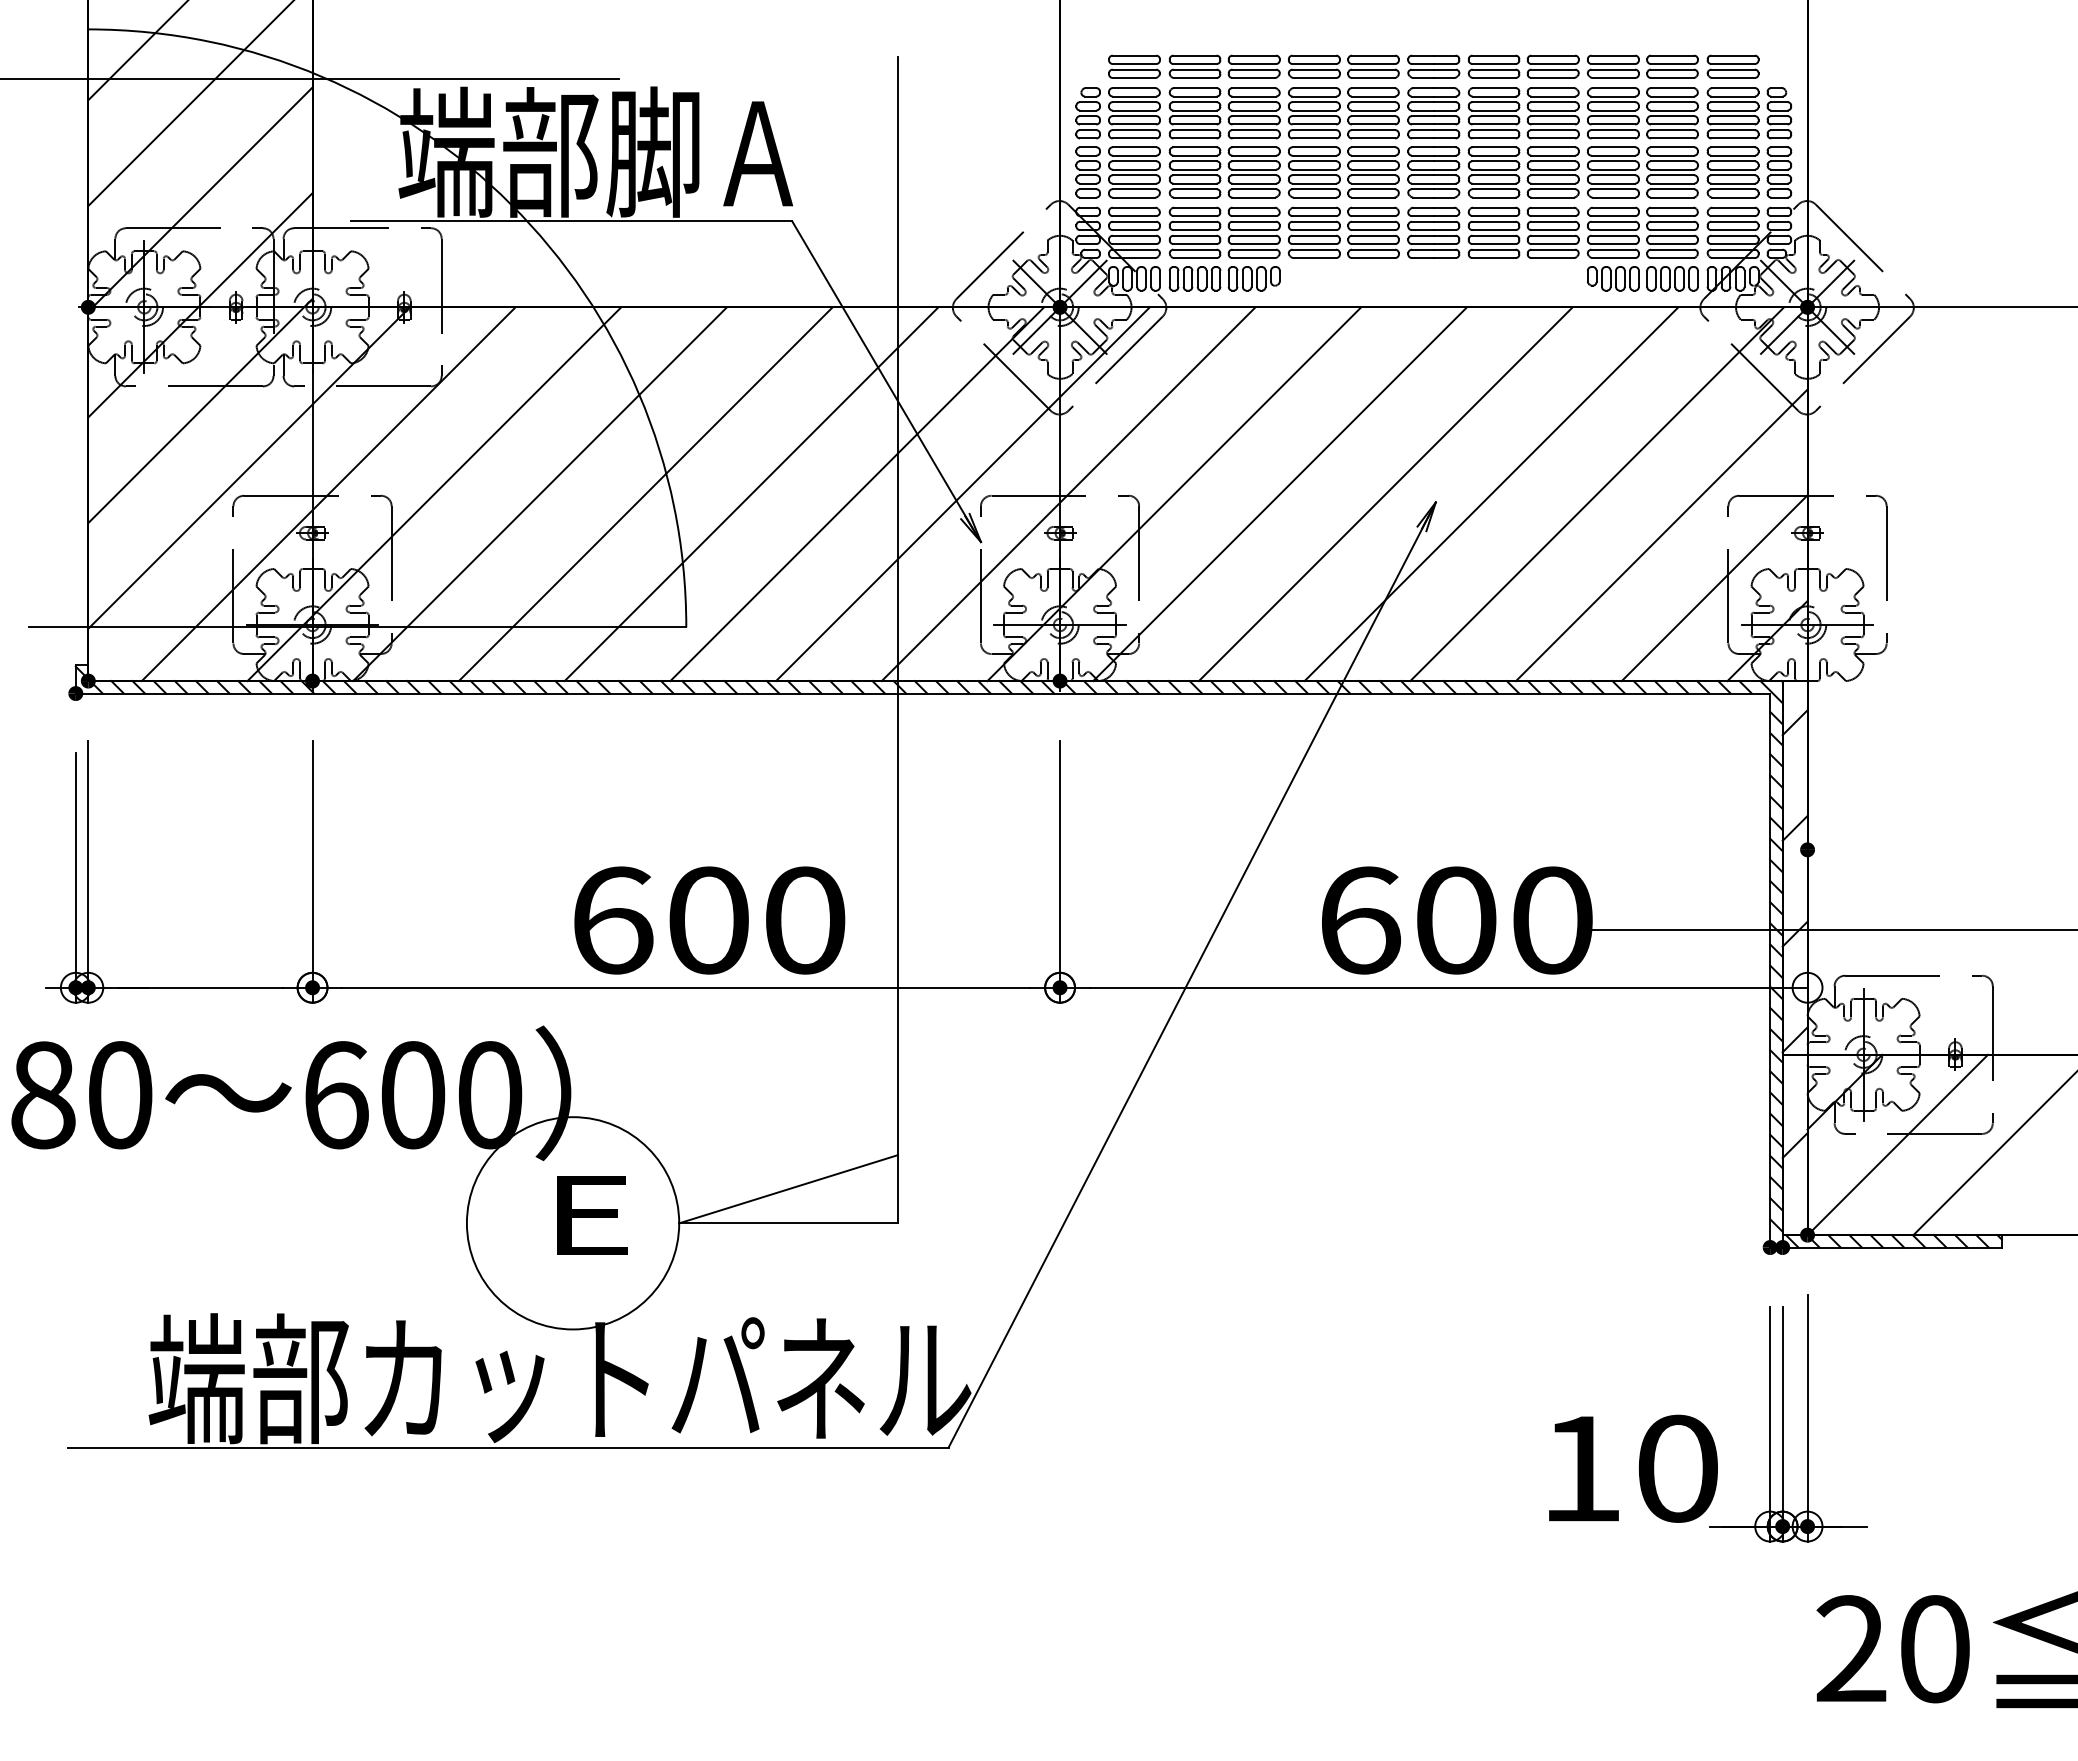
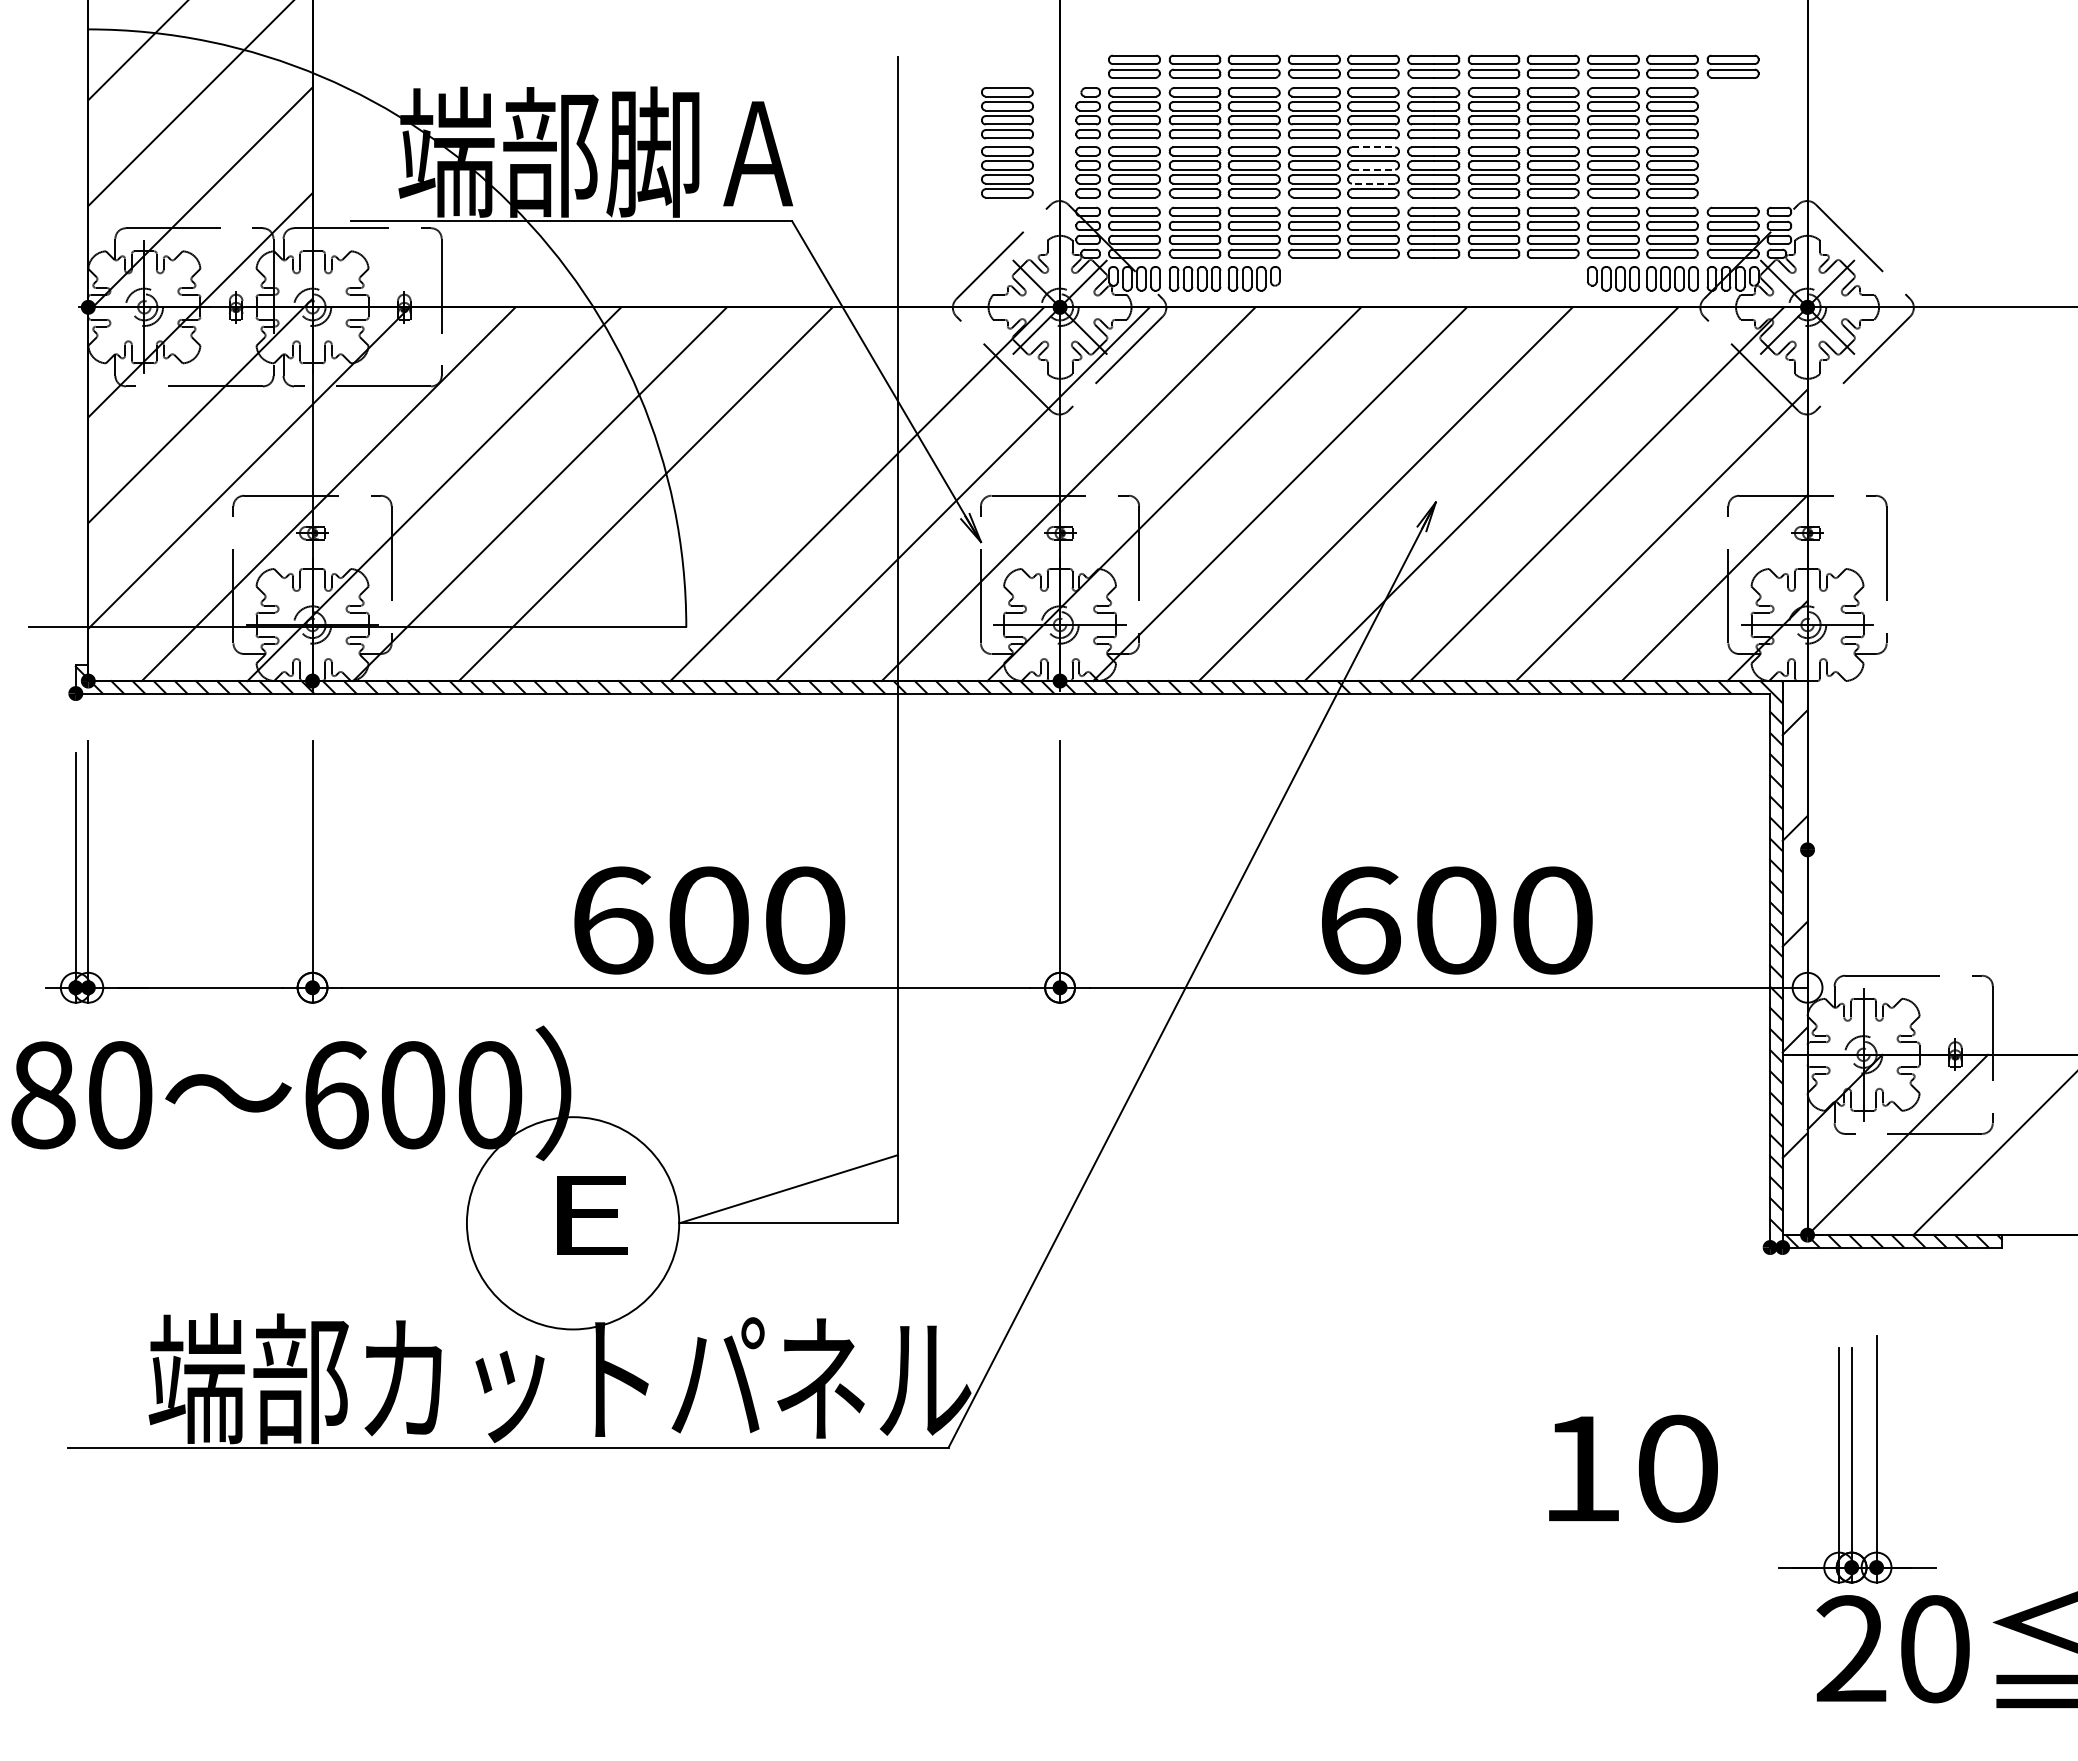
line: present -> none (310, 79)
part: none -> present (1007, 142)
part: present -> none (1749, 142)
line: solid -> dashed (1373, 147)
line: solid -> dashed (1373, 169)
line: solid -> dashed (1373, 183)
line: present -> none (751, 494)
line: present -> none (1830, 930)
part position: (1788, 1418) -> (1857, 1459) (1857, 1459)
